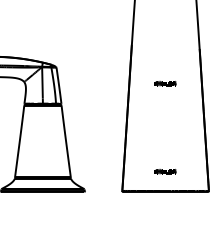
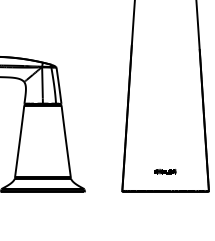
part: present -> none (165, 83)
